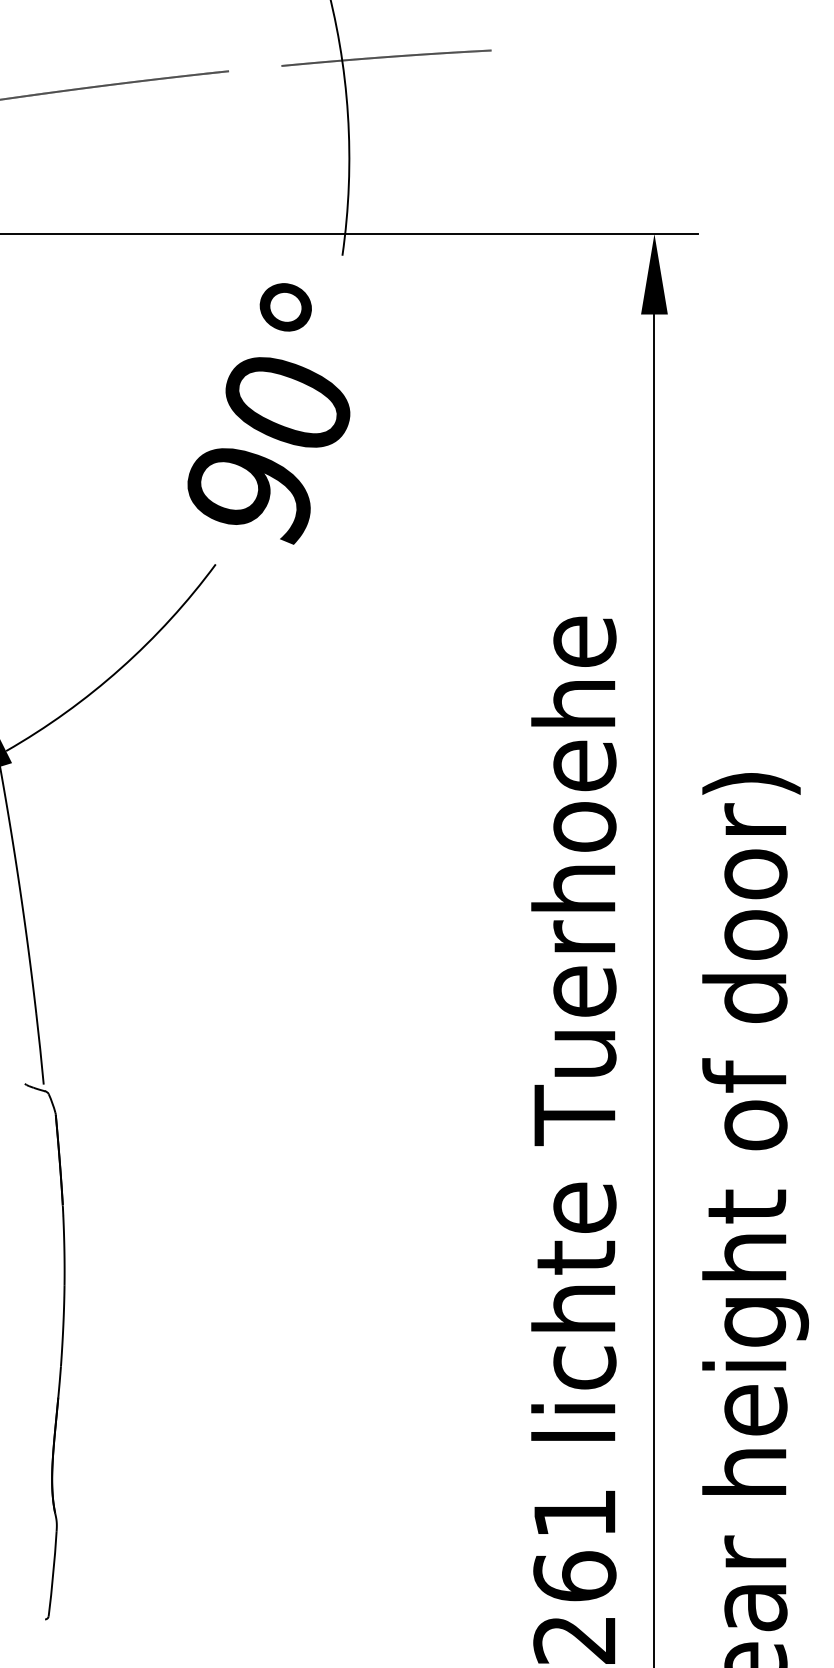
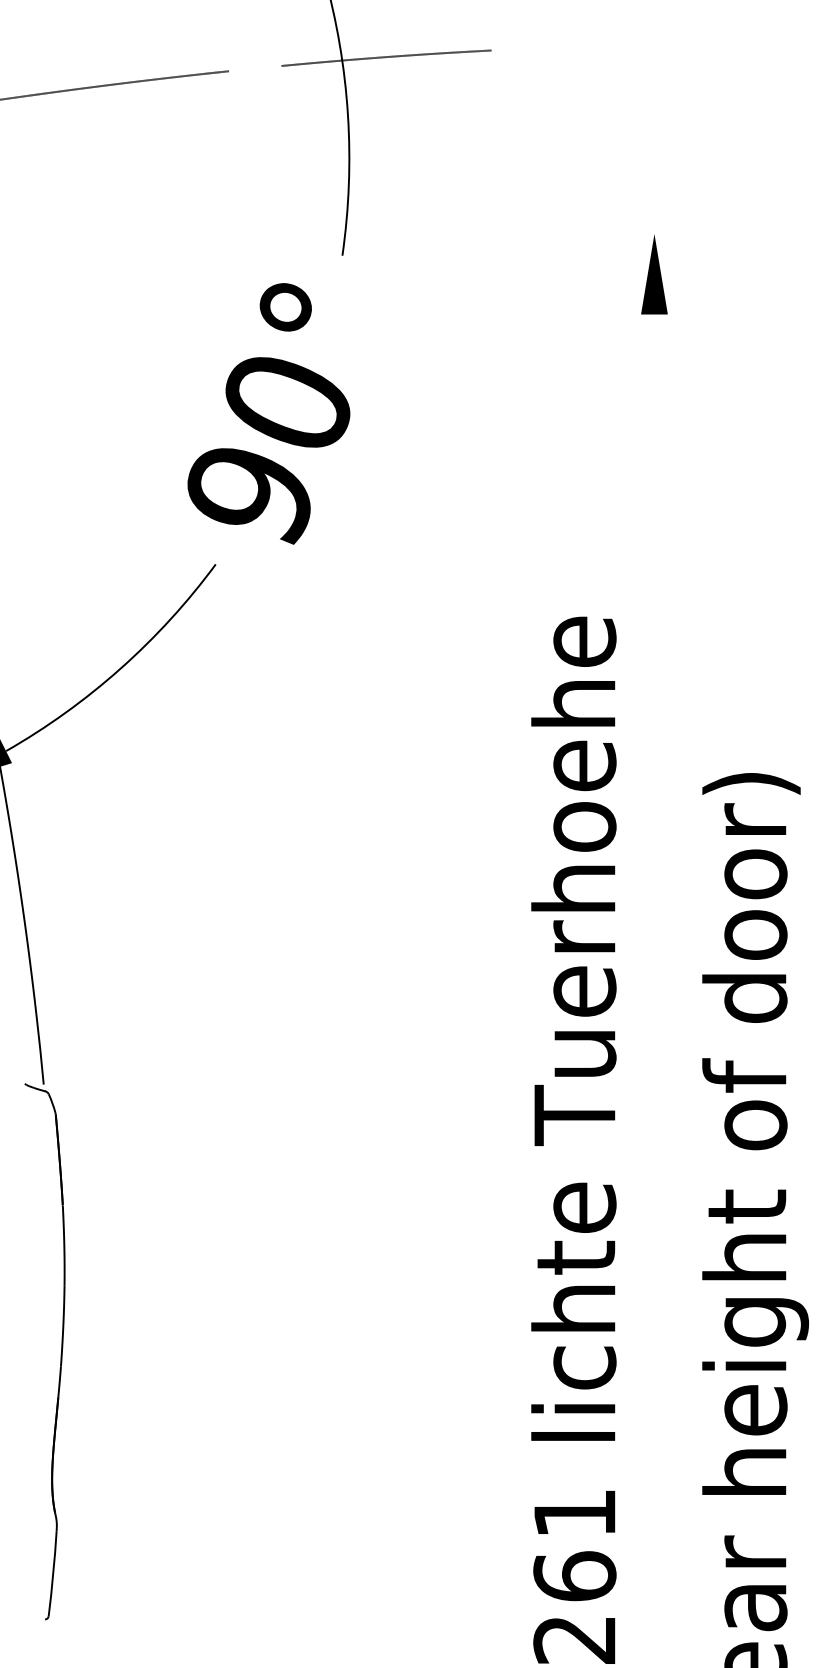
line: present -> none (350, 234)
line: present -> none (654, 989)
